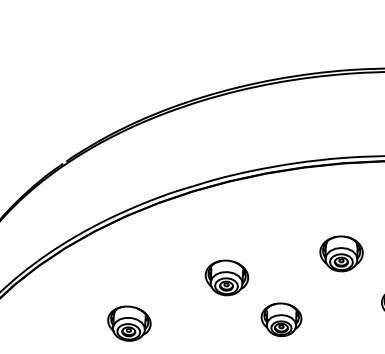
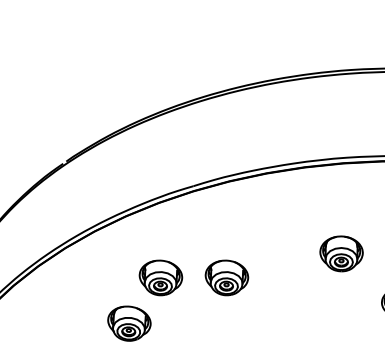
part: none -> present (160, 277)
part: present -> none (281, 319)
